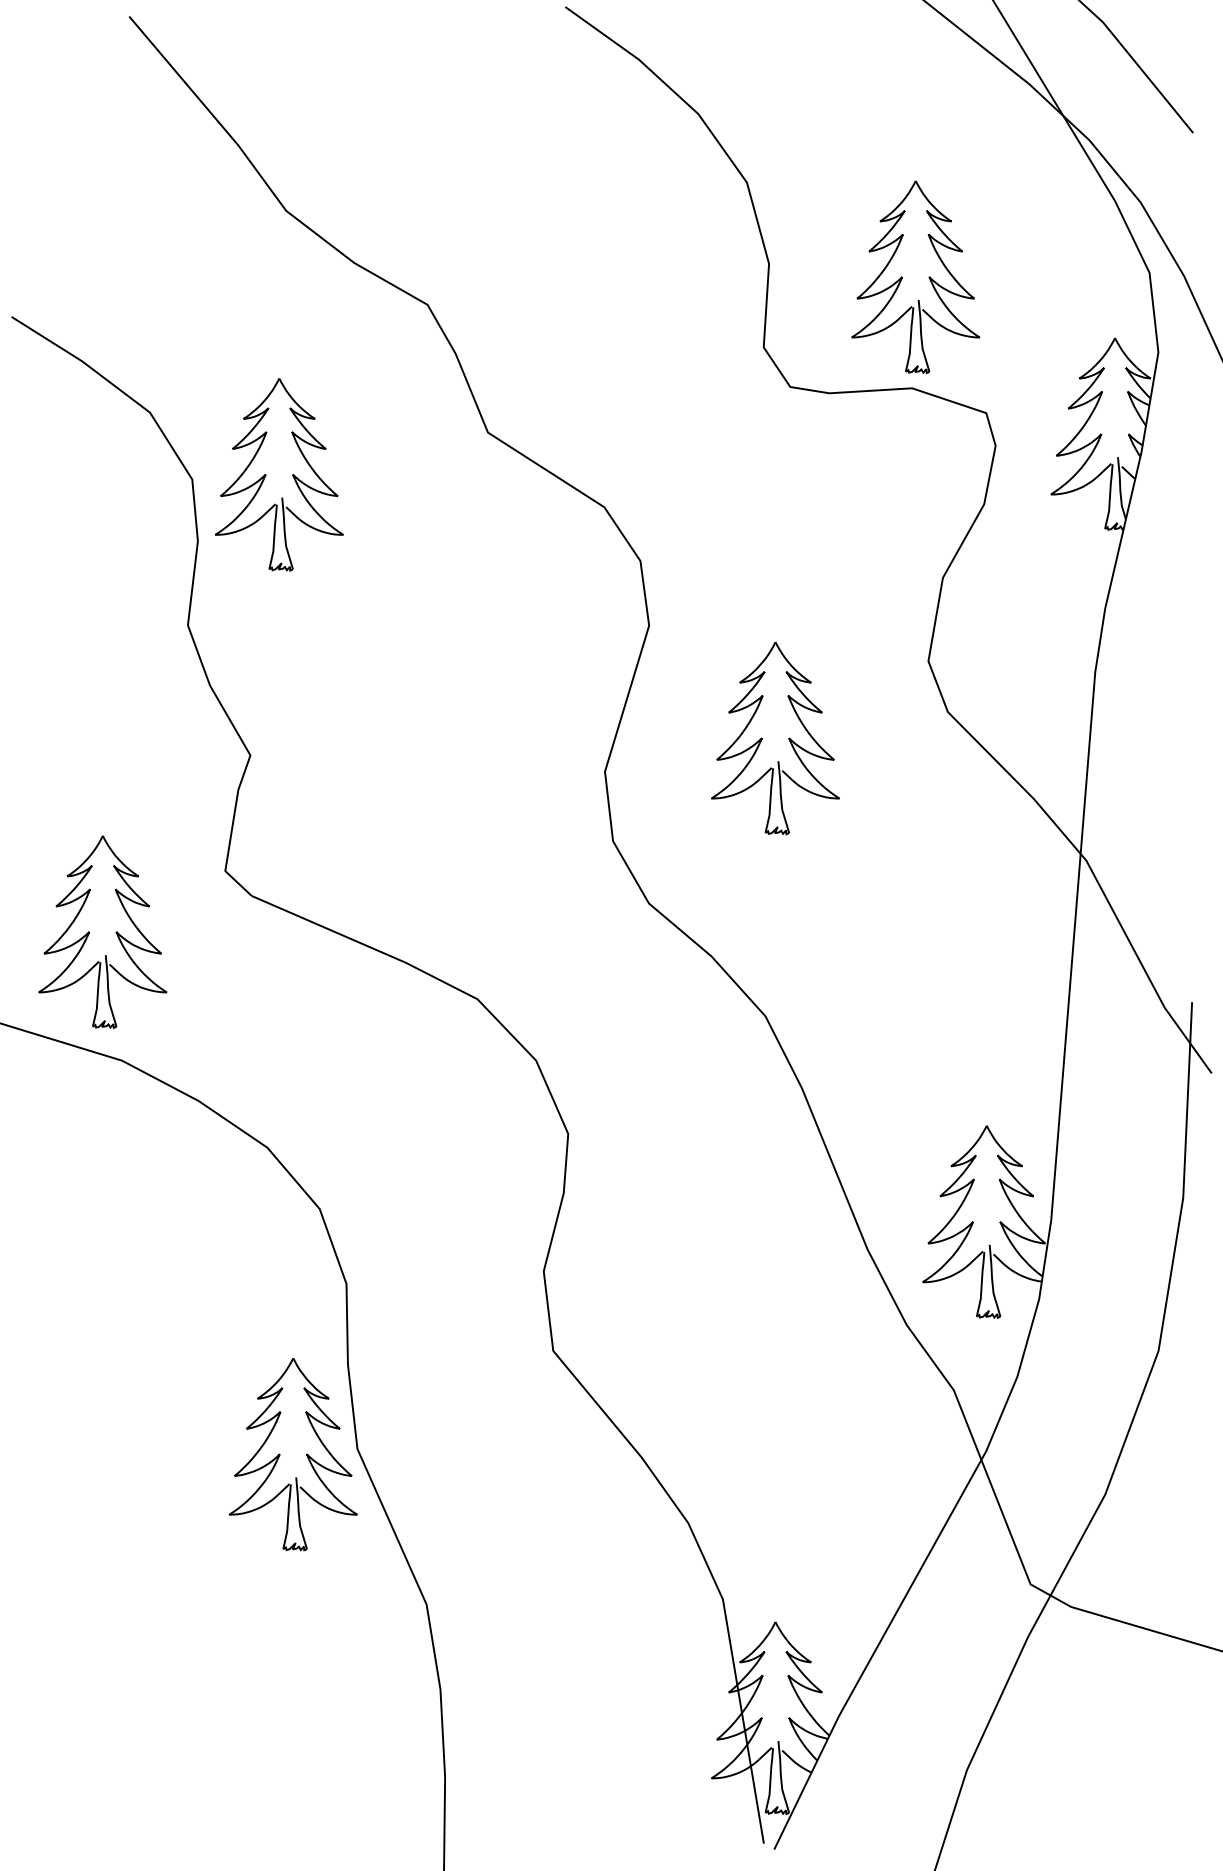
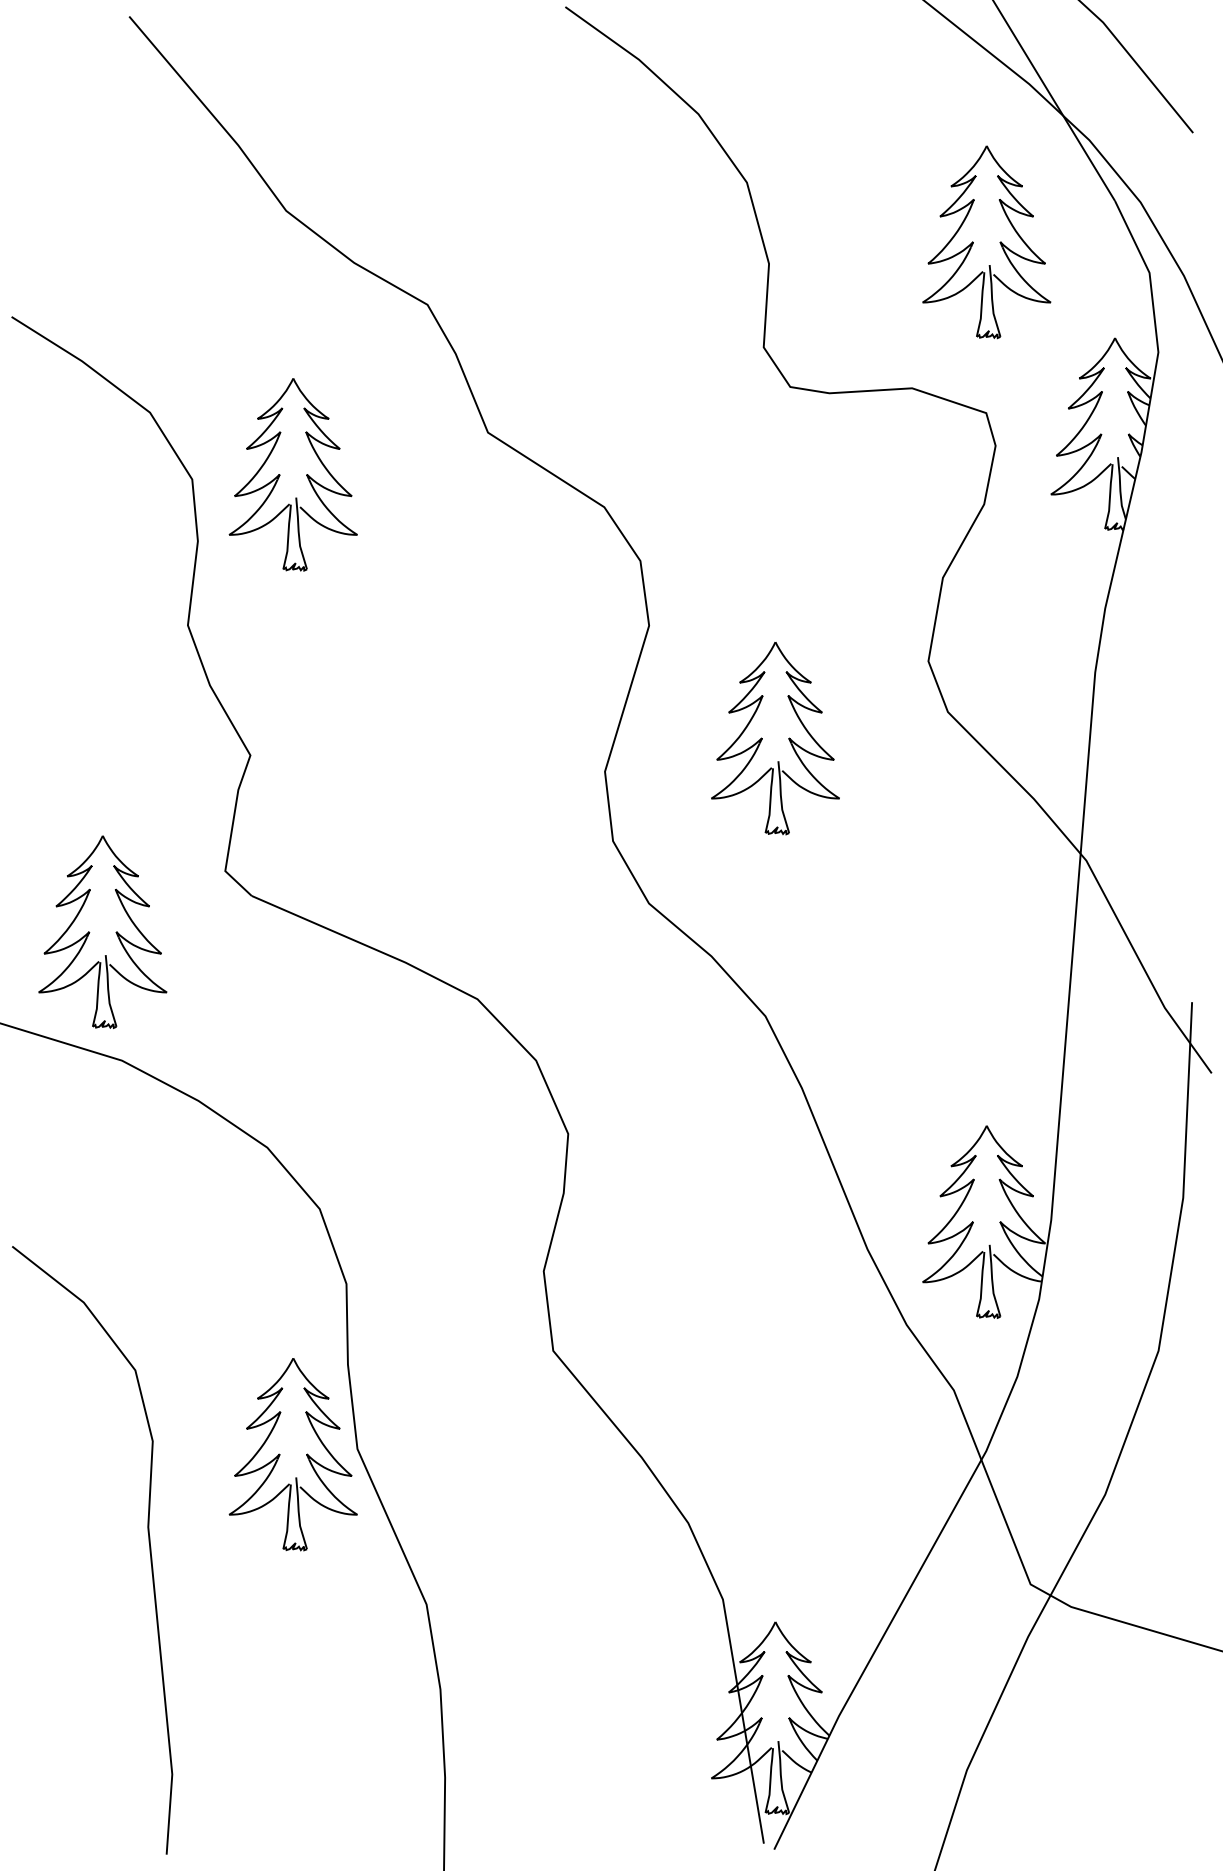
part position: (902, 277) -> (973, 242) (973, 242)
part position: (278, 474) -> (292, 474) (292, 474)
curve: none -> present (148, 1542)
